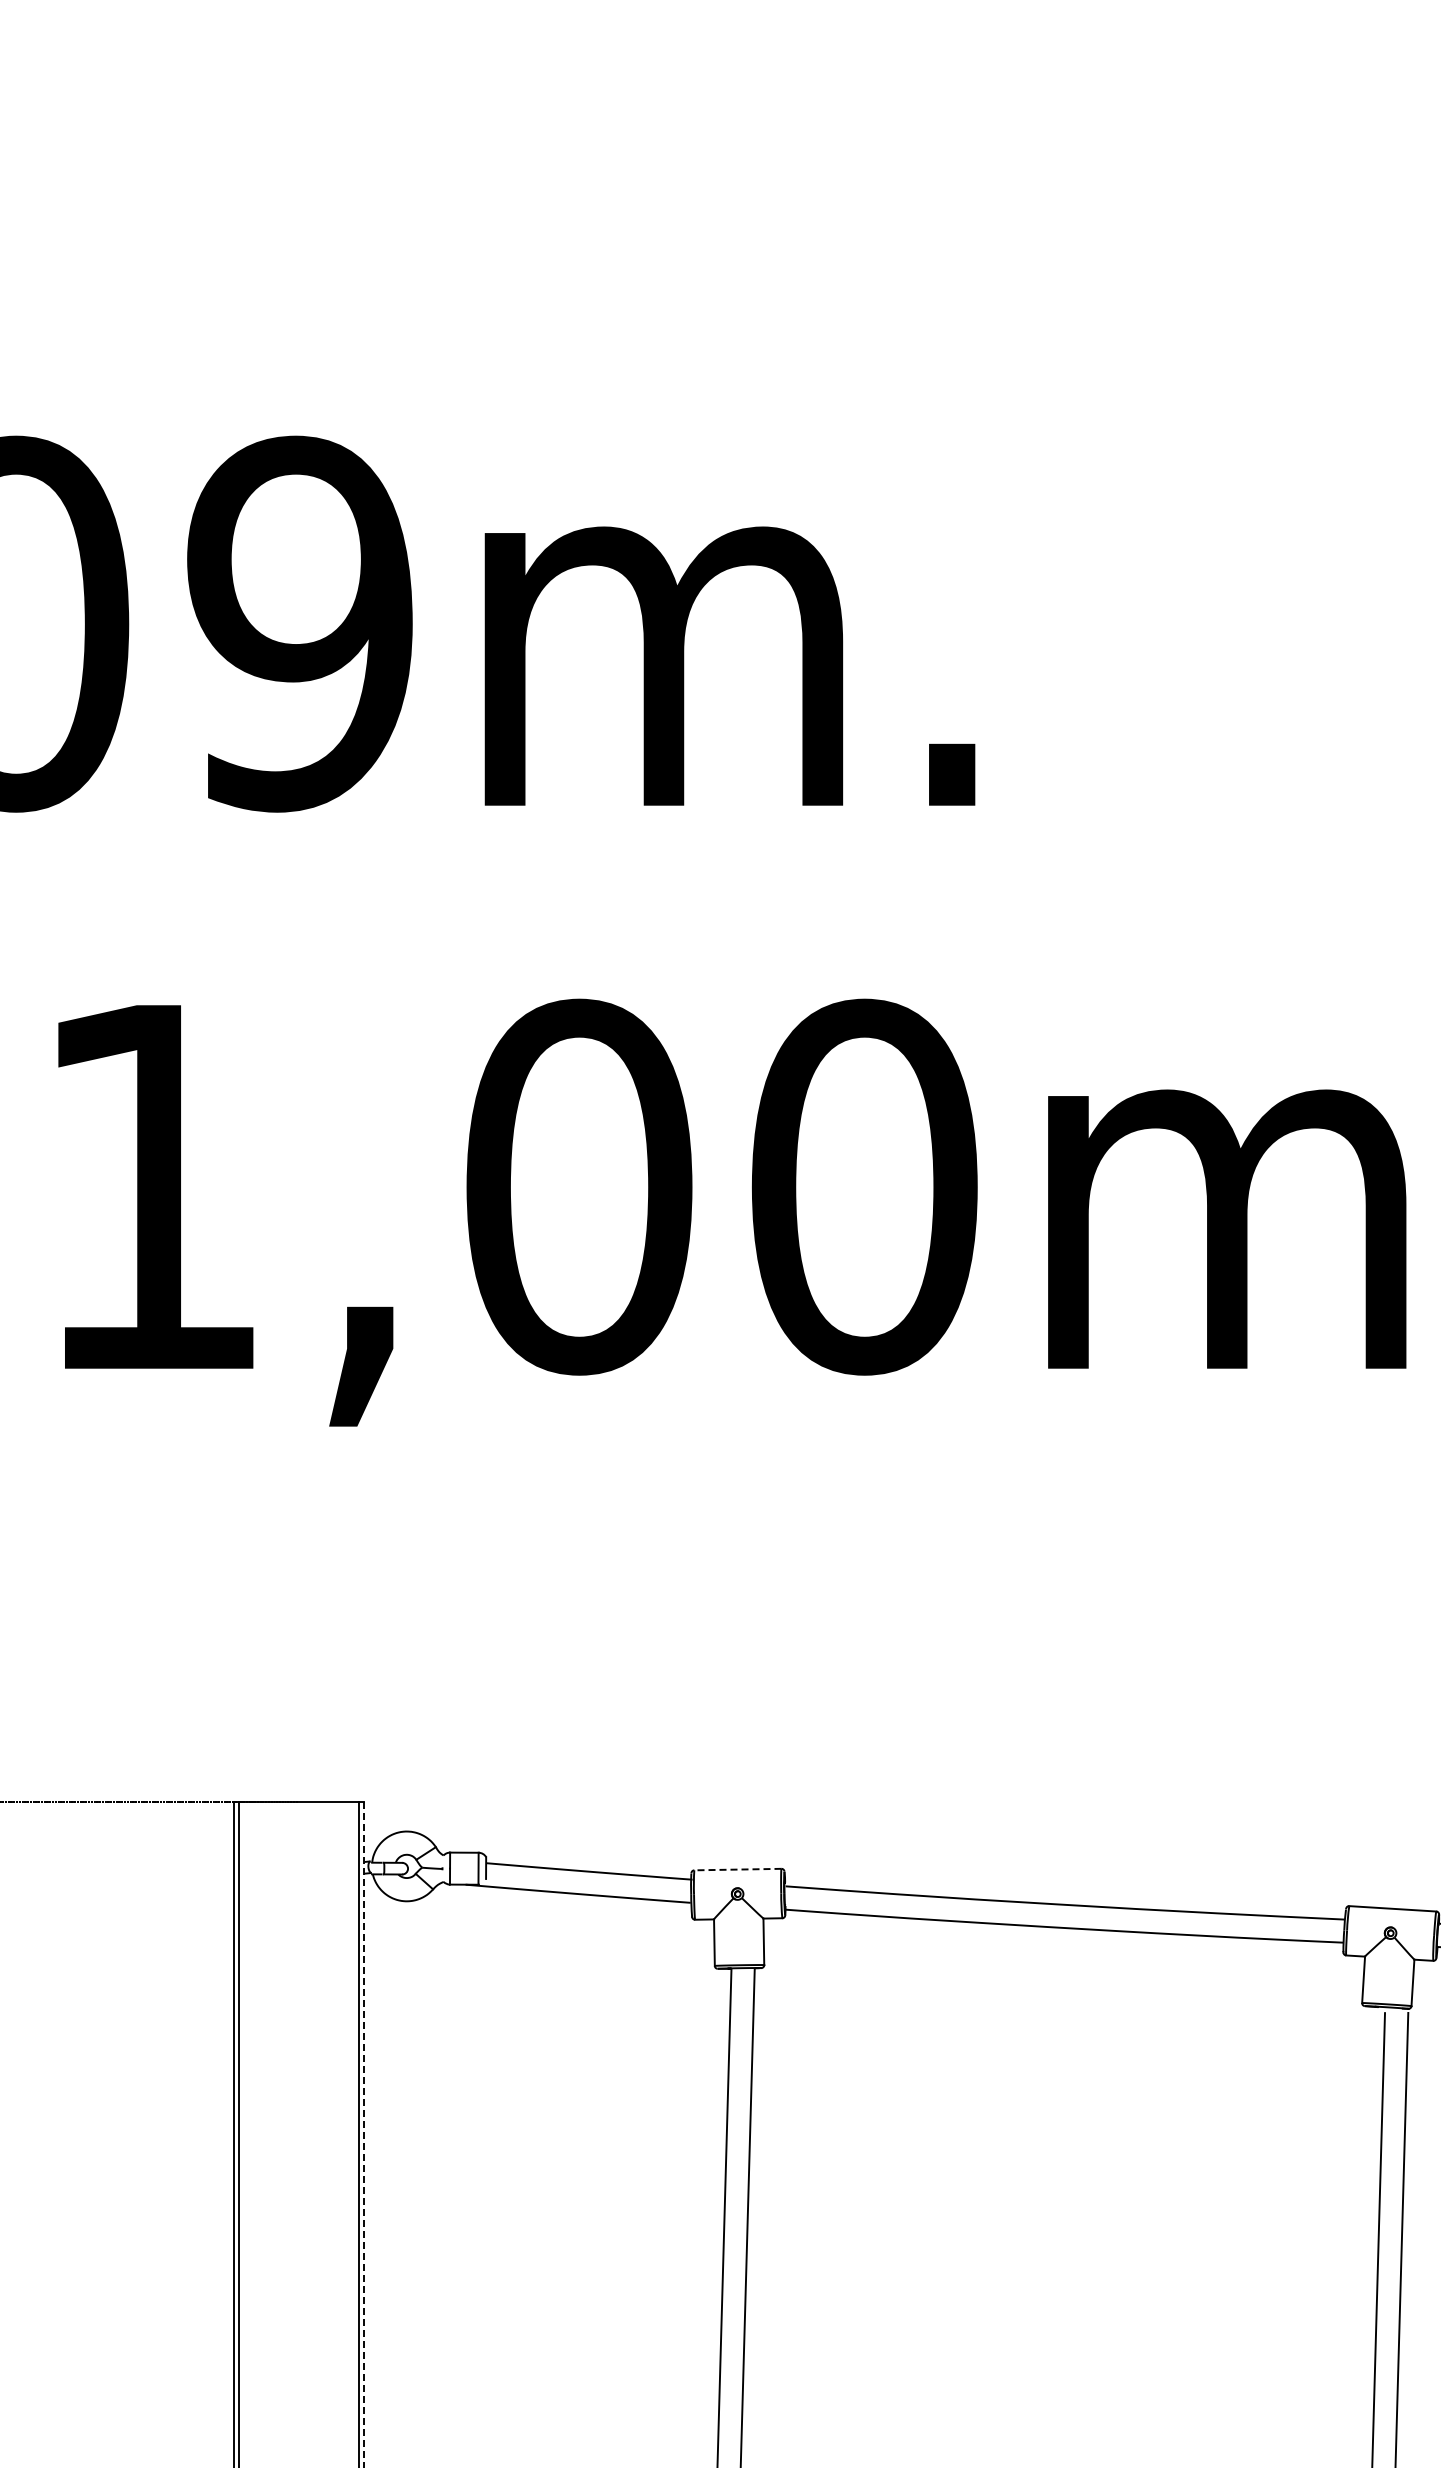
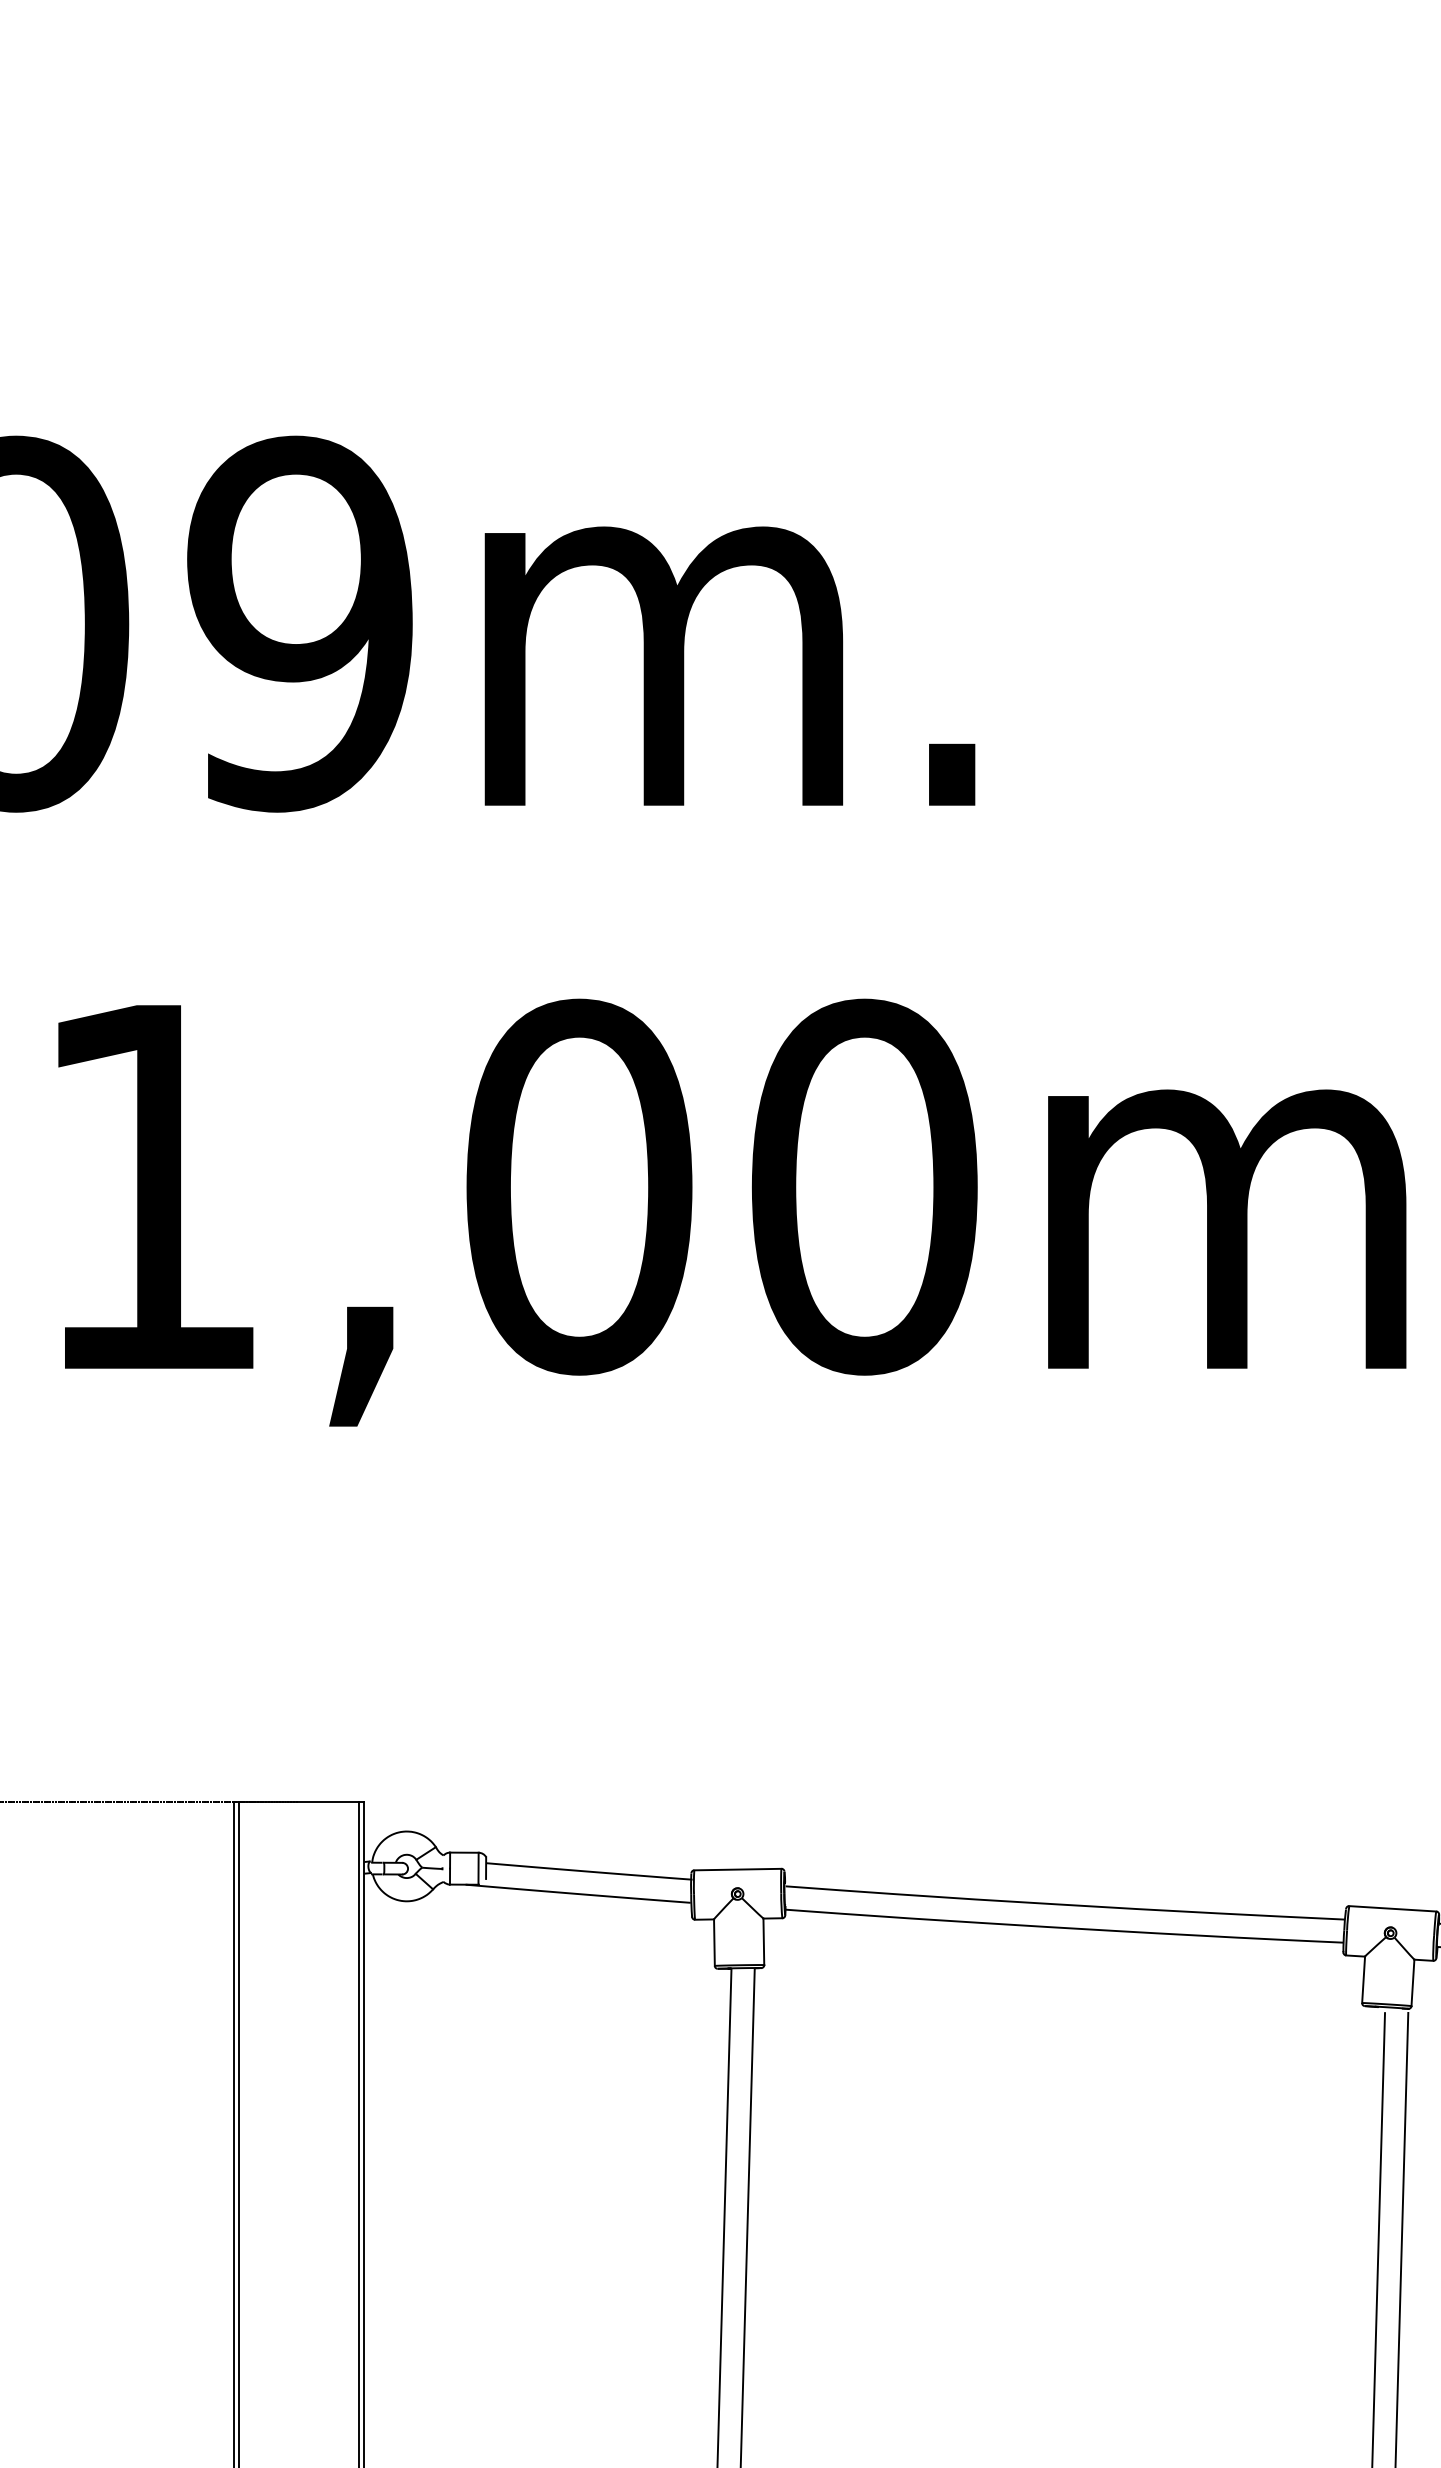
line: dashed -> solid (737, 1869)
line: dashed -> solid (364, 2134)
